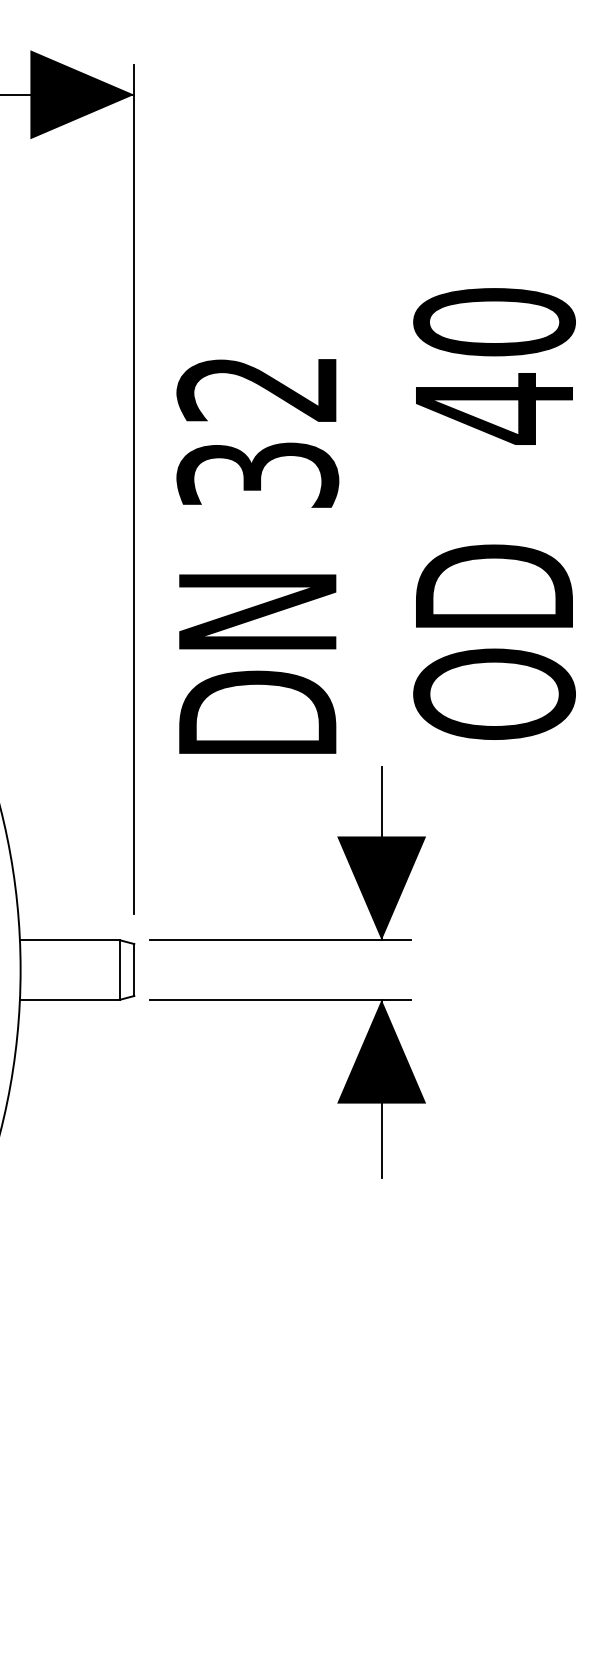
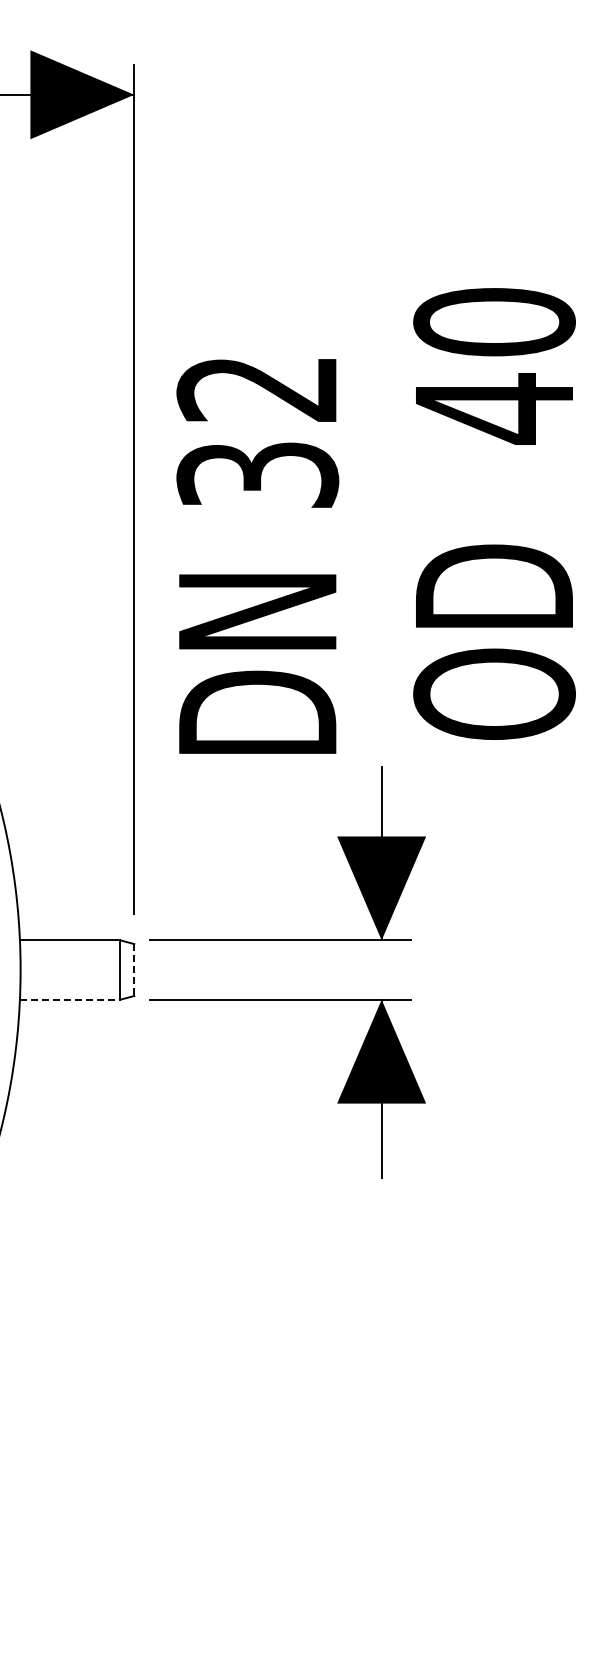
line: solid -> dashed (134, 970)
line: solid -> dashed (70, 999)
